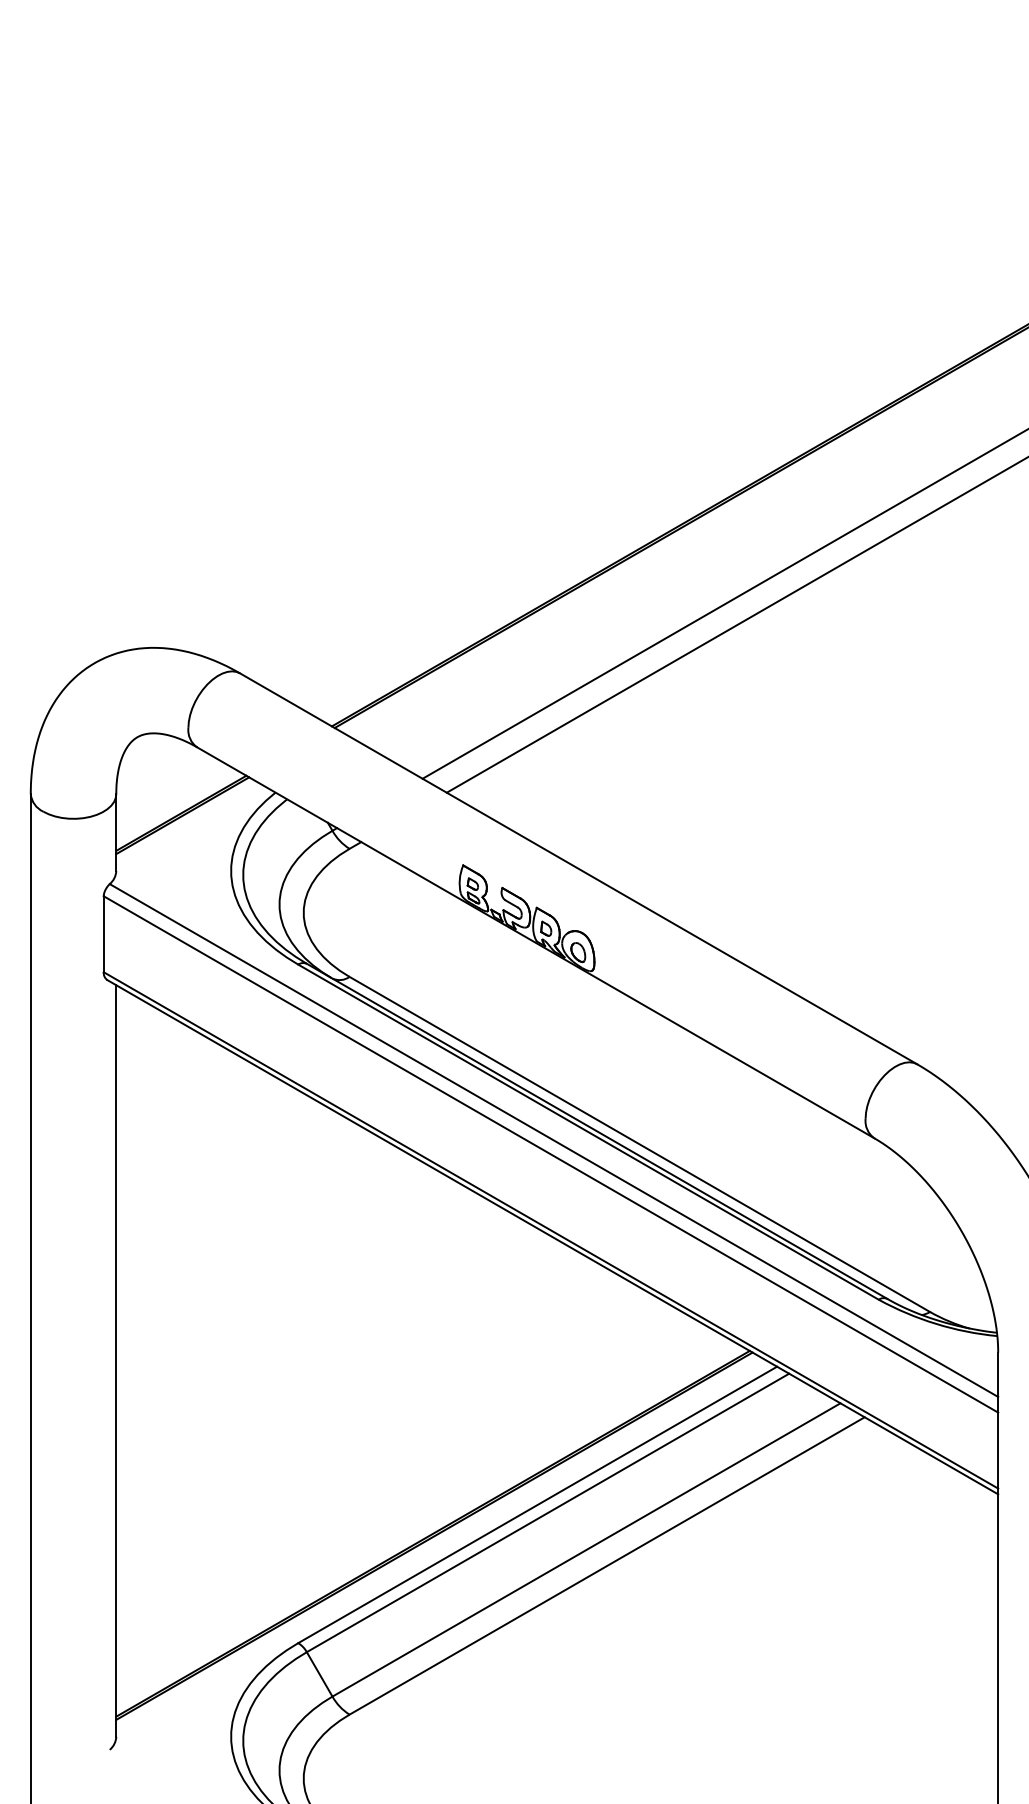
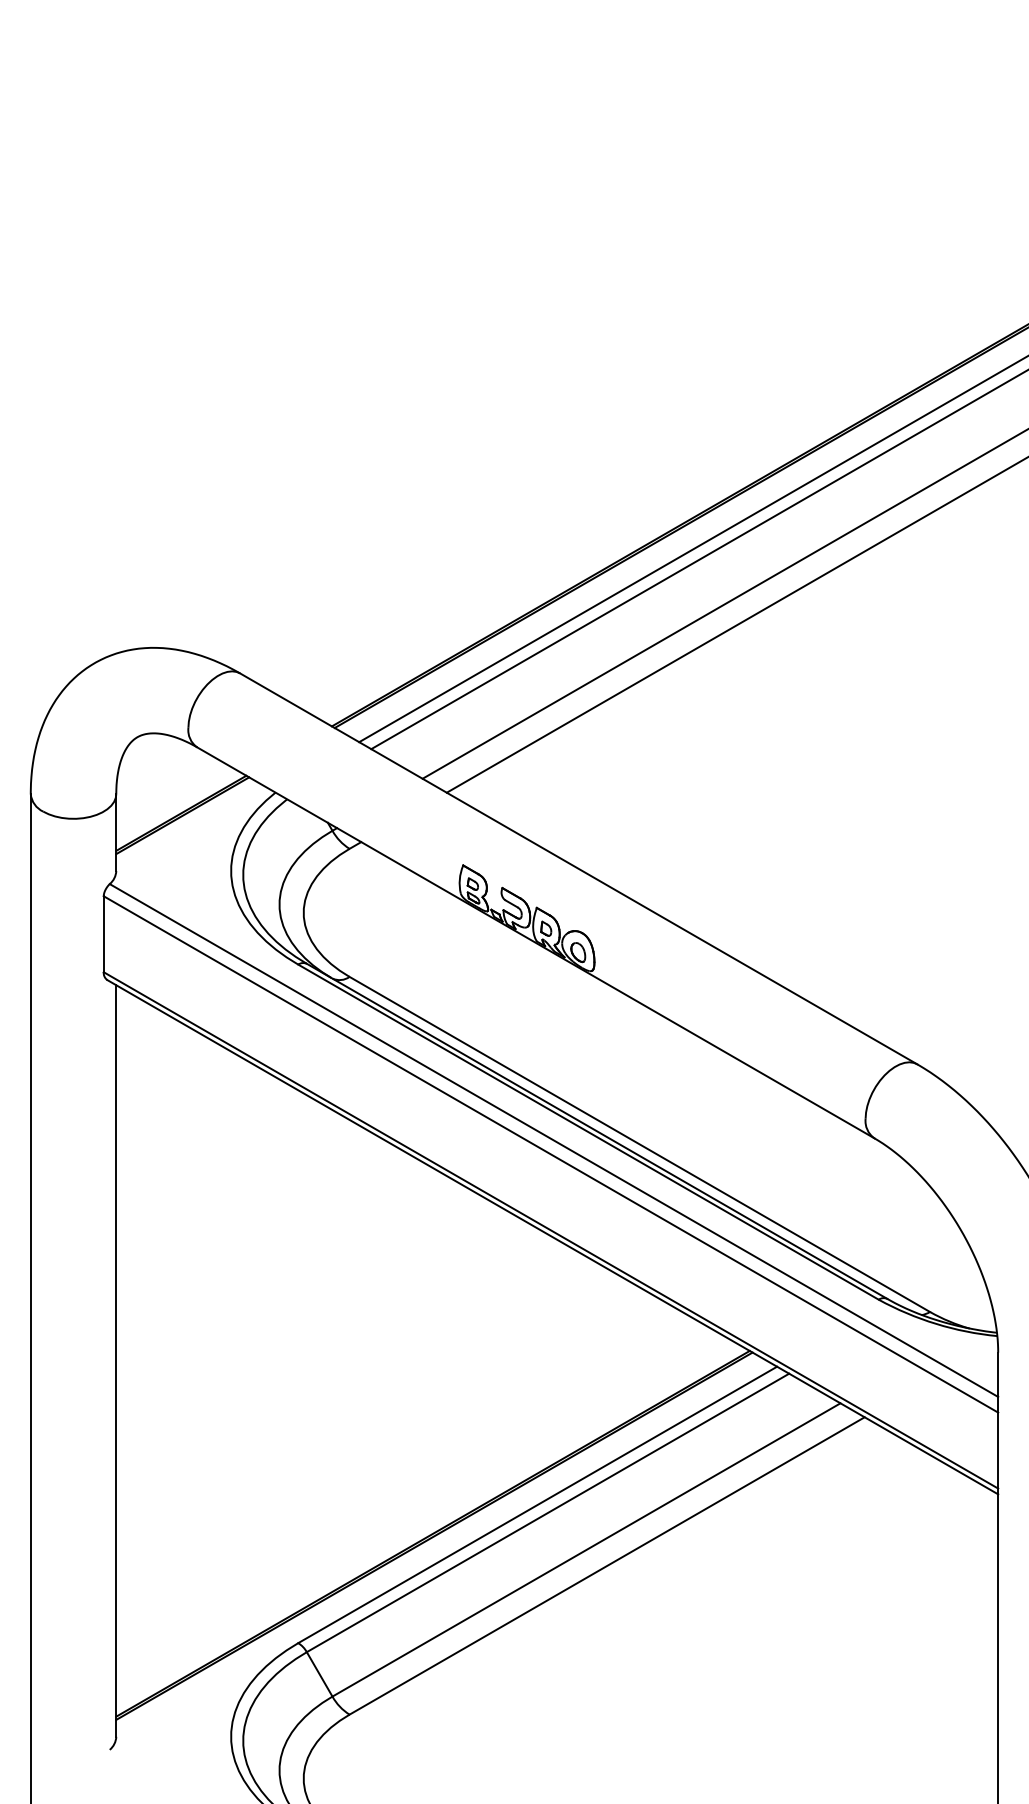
line: none -> present (692, 549)
line: none -> present (698, 560)
